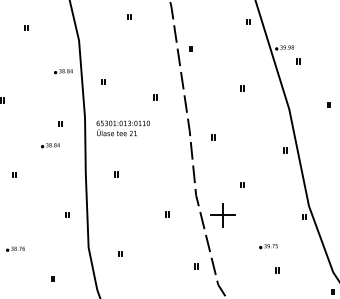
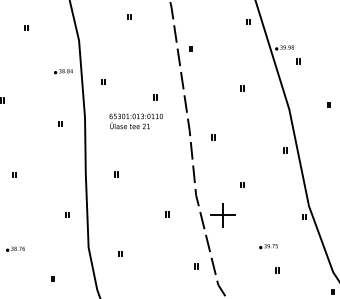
text position: (122, 128) -> (135, 121) (135, 121)
part: present -> none (50, 145)
